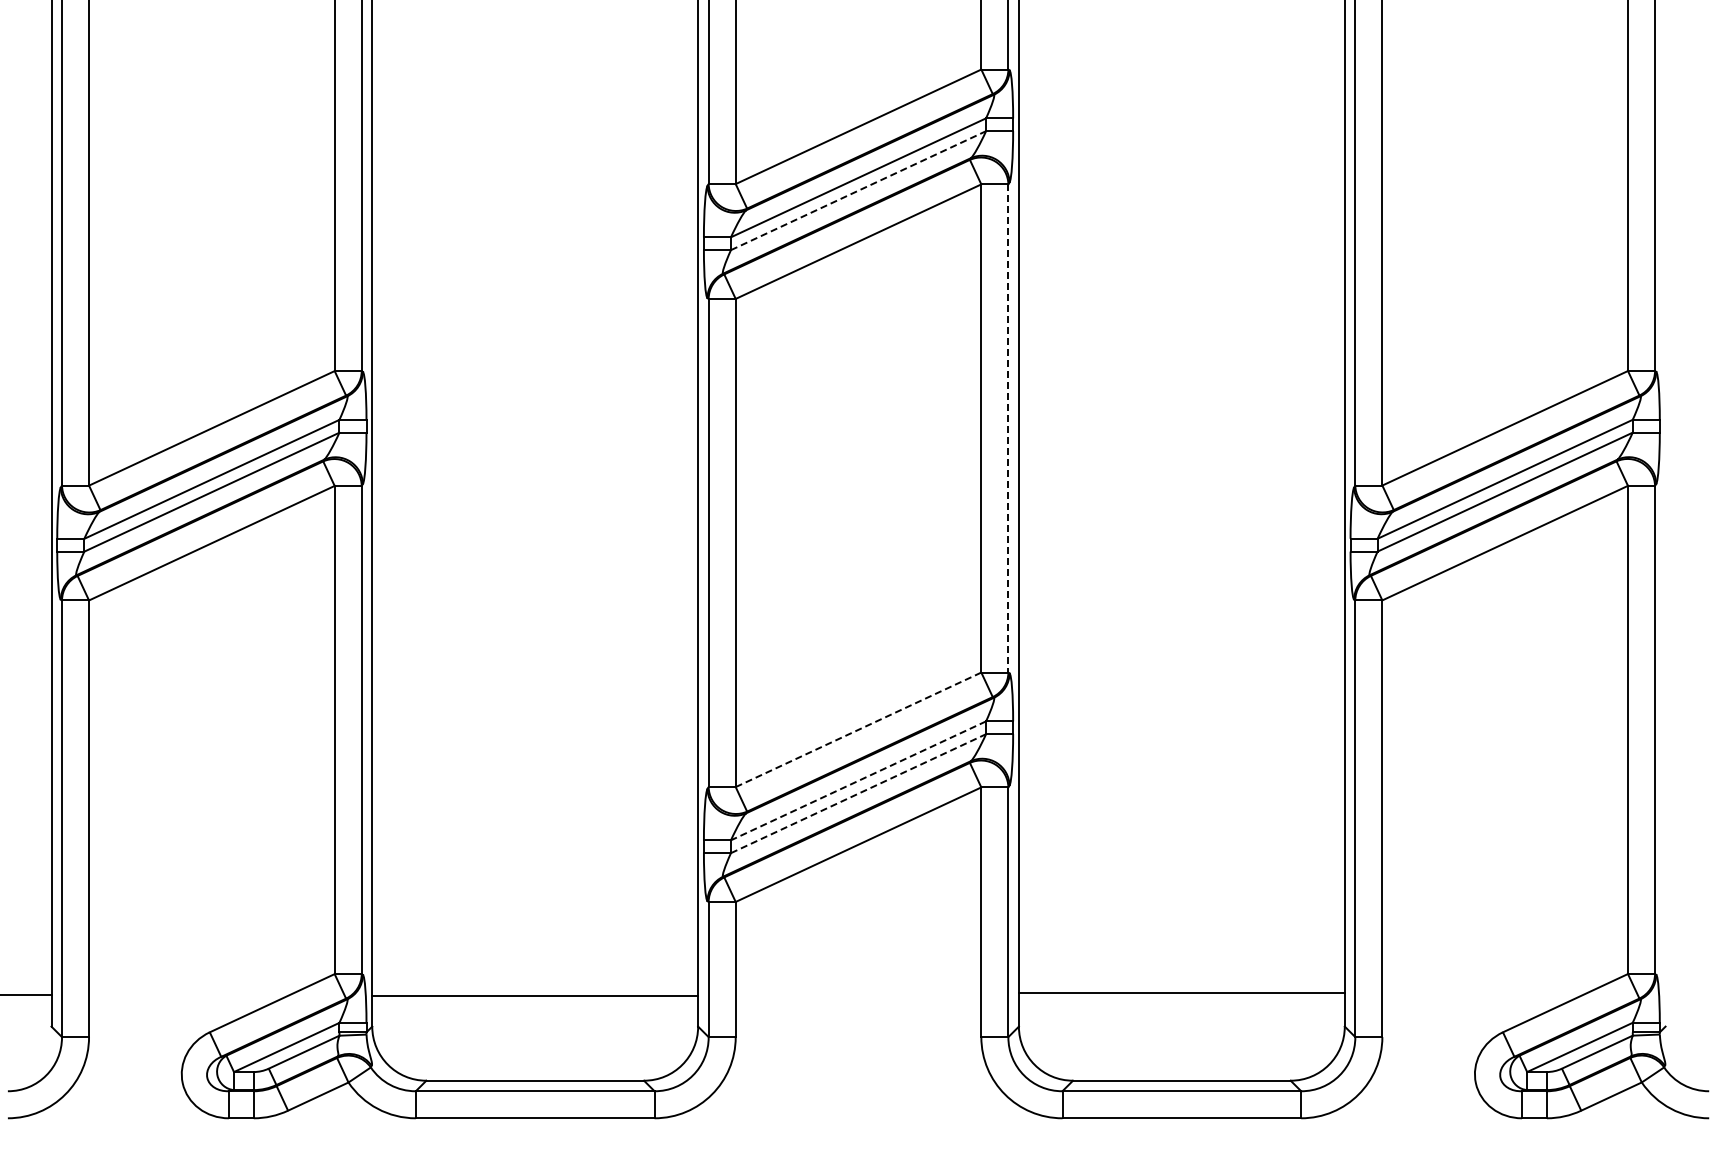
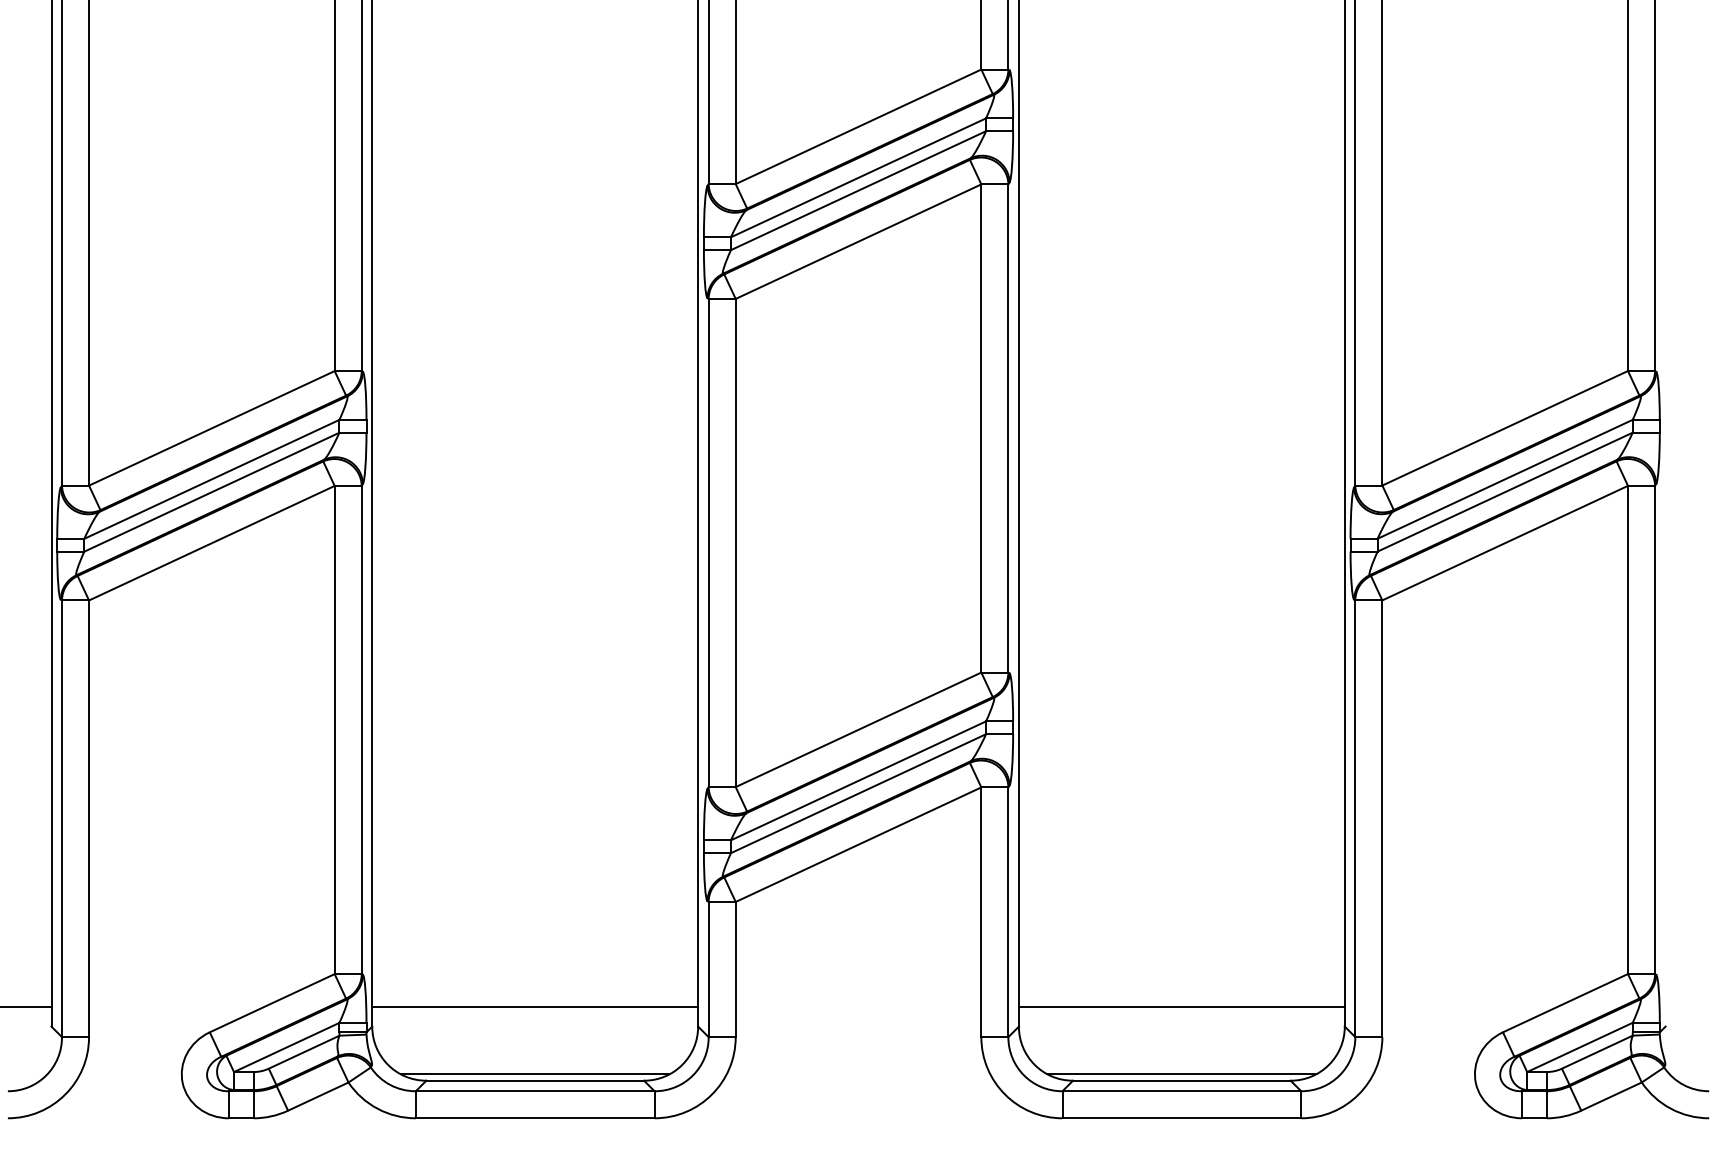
line: dashed -> solid (858, 190)
line: dashed -> solid (1008, 428)
line: dashed -> solid (858, 729)
line: dashed -> solid (858, 780)
line: dashed -> solid (858, 793)
line position: (1181, 992) -> (1181, 1006) (1181, 1006)
line position: (26, 994) -> (26, 1006) (26, 1006)
line position: (535, 995) -> (535, 1006) (535, 1006)
line: none -> present (534, 1074)
line: none -> present (1181, 1074)
